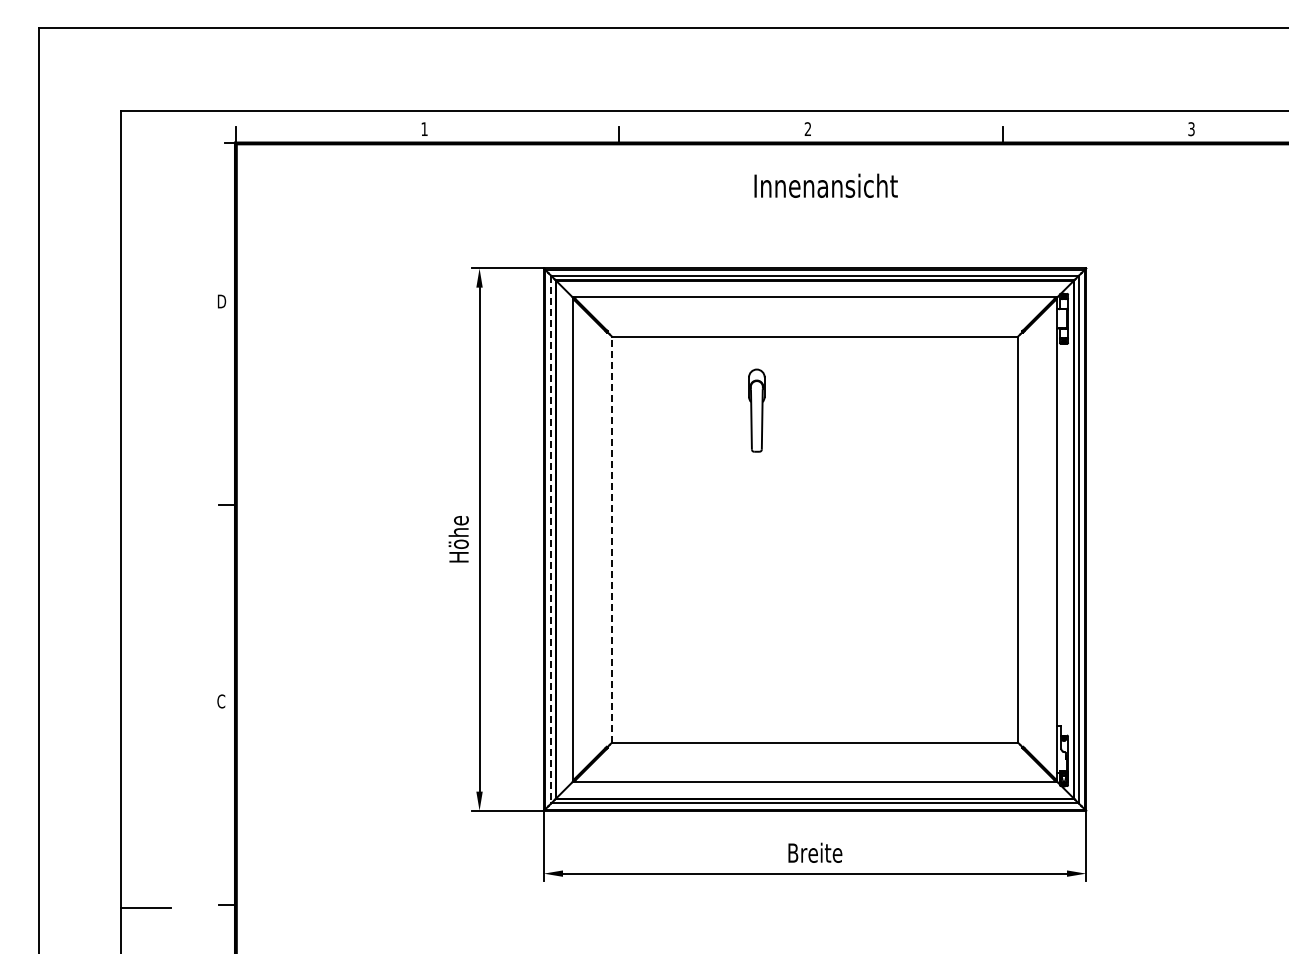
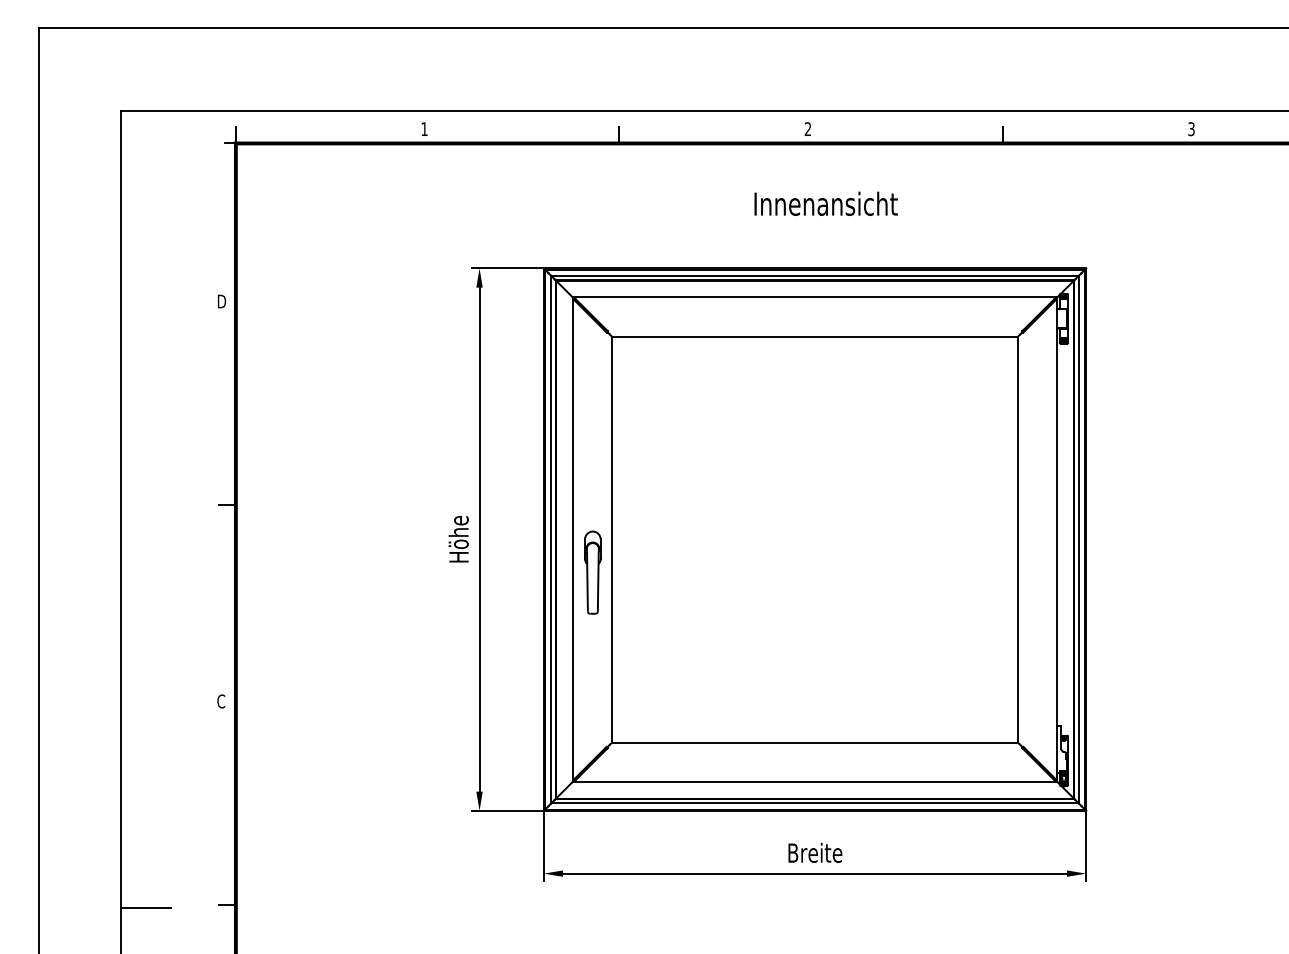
text position: (825, 185) -> (825, 203) (825, 203)
part position: (756, 410) -> (592, 572) (592, 572)
line: dashed -> solid (551, 539)
line: dashed -> solid (612, 539)
